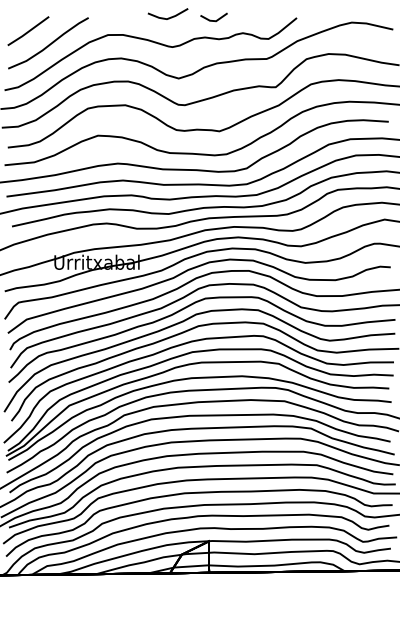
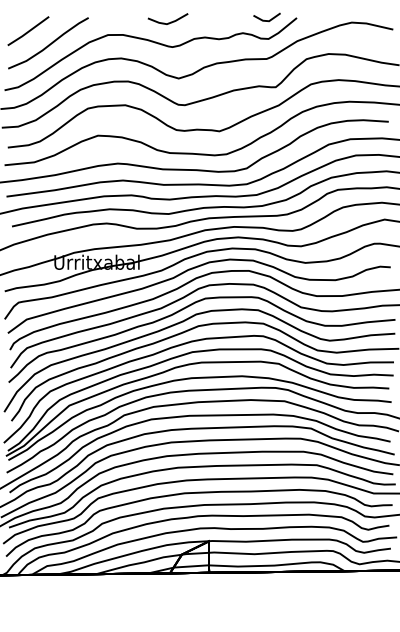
line position: (168, 17) -> (168, 22) (168, 22)
line position: (213, 20) -> (266, 20) (266, 20)
